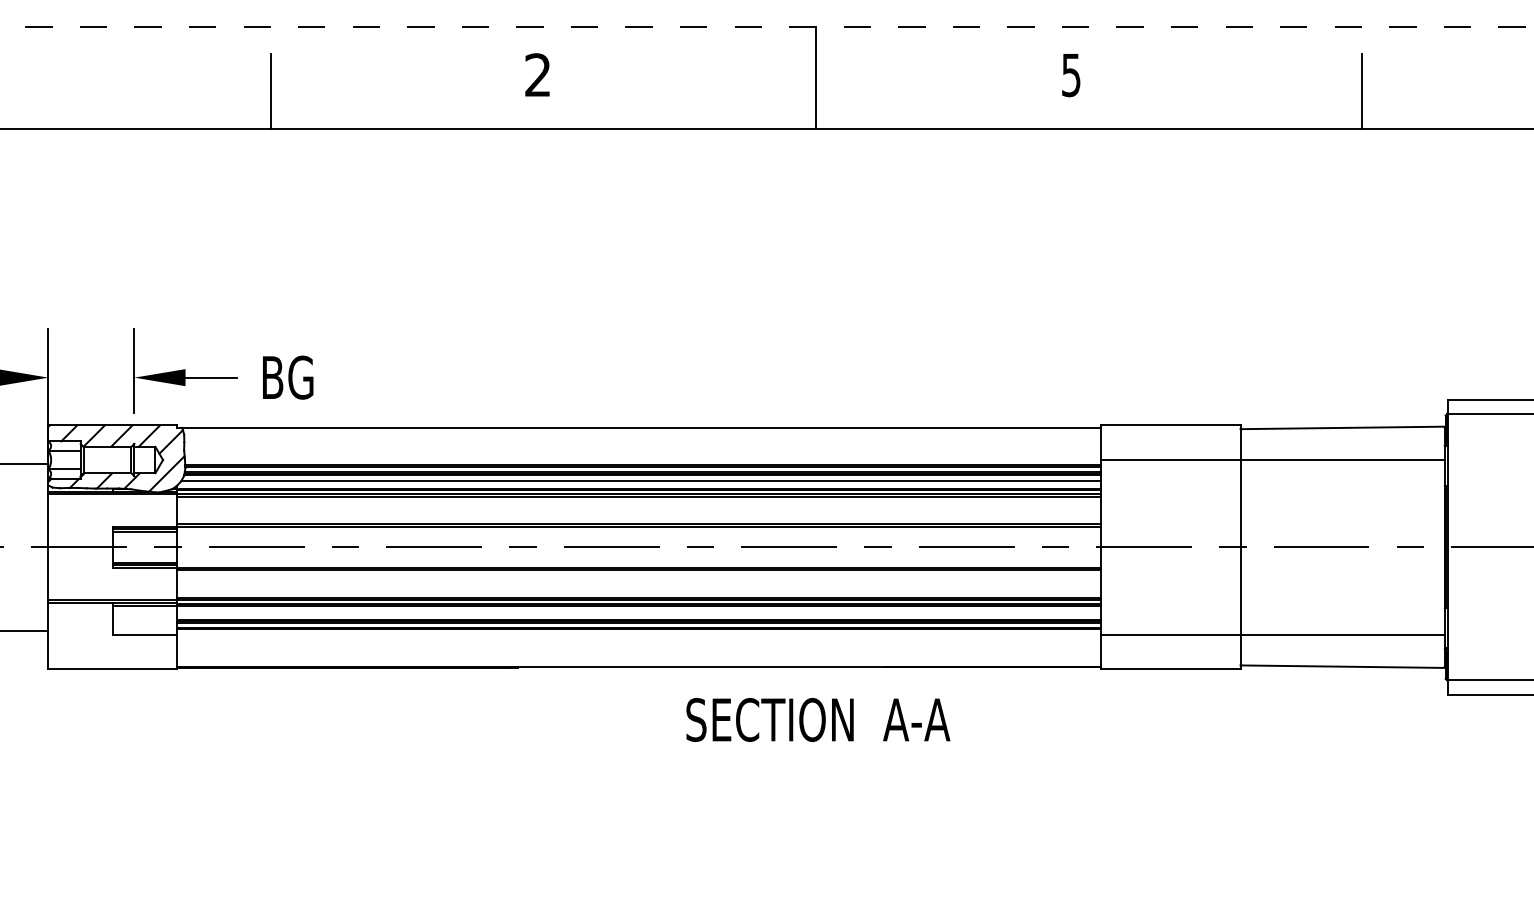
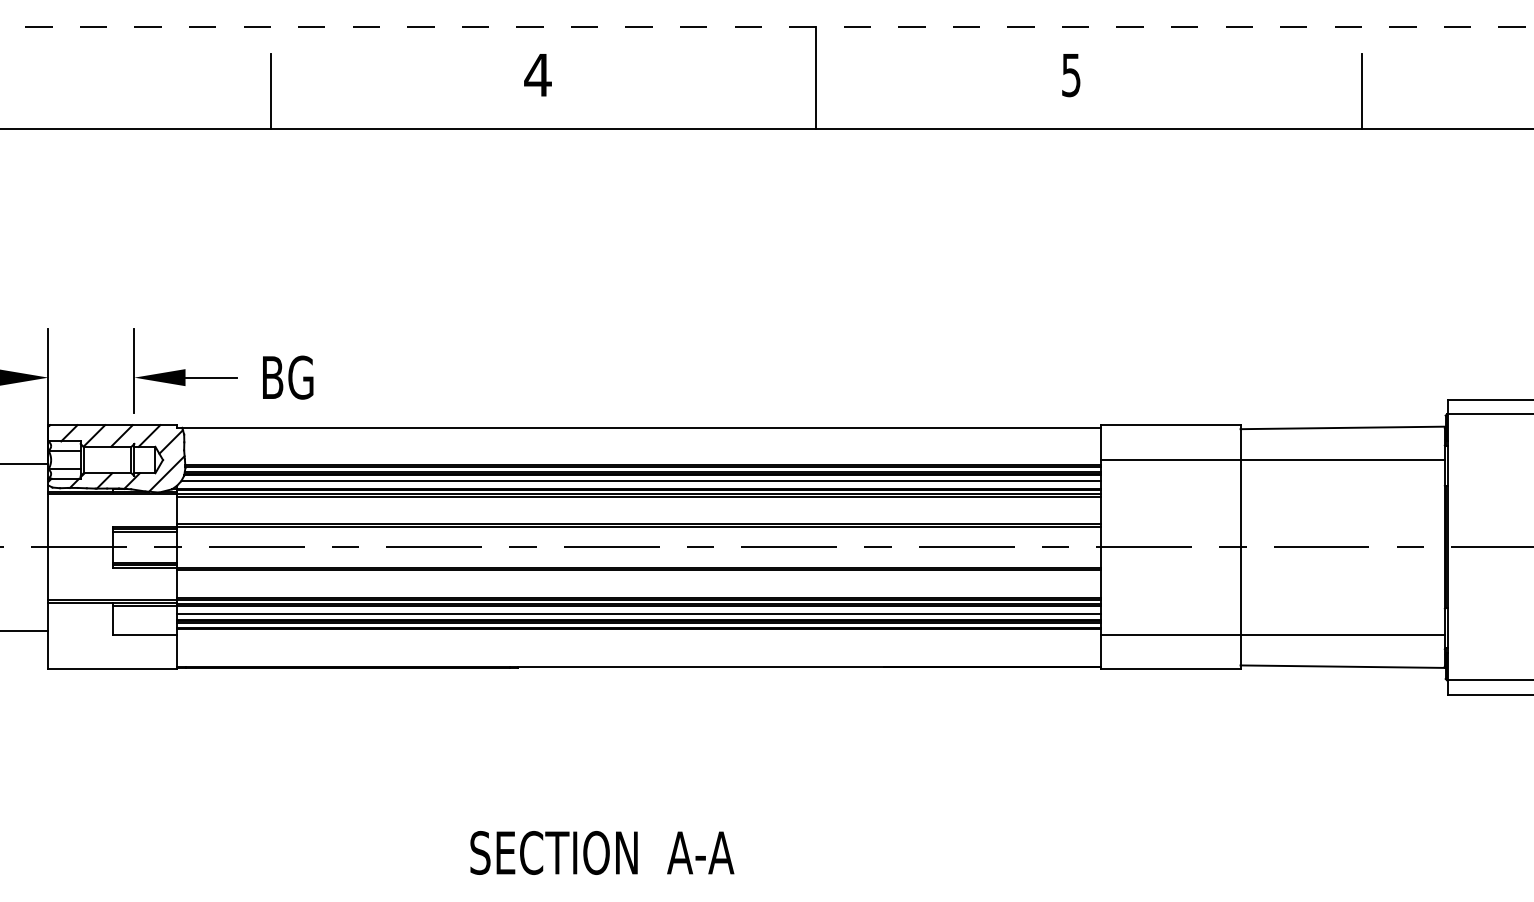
text: 2 -> 4 (537, 74)
line: none -> present (638, 613)
text position: (818, 719) -> (602, 852) (602, 852)
